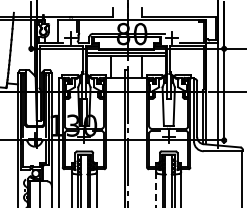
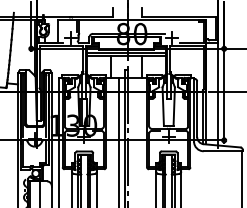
line: none -> present (119, 140)
line: dashed -> solid (156, 189)
